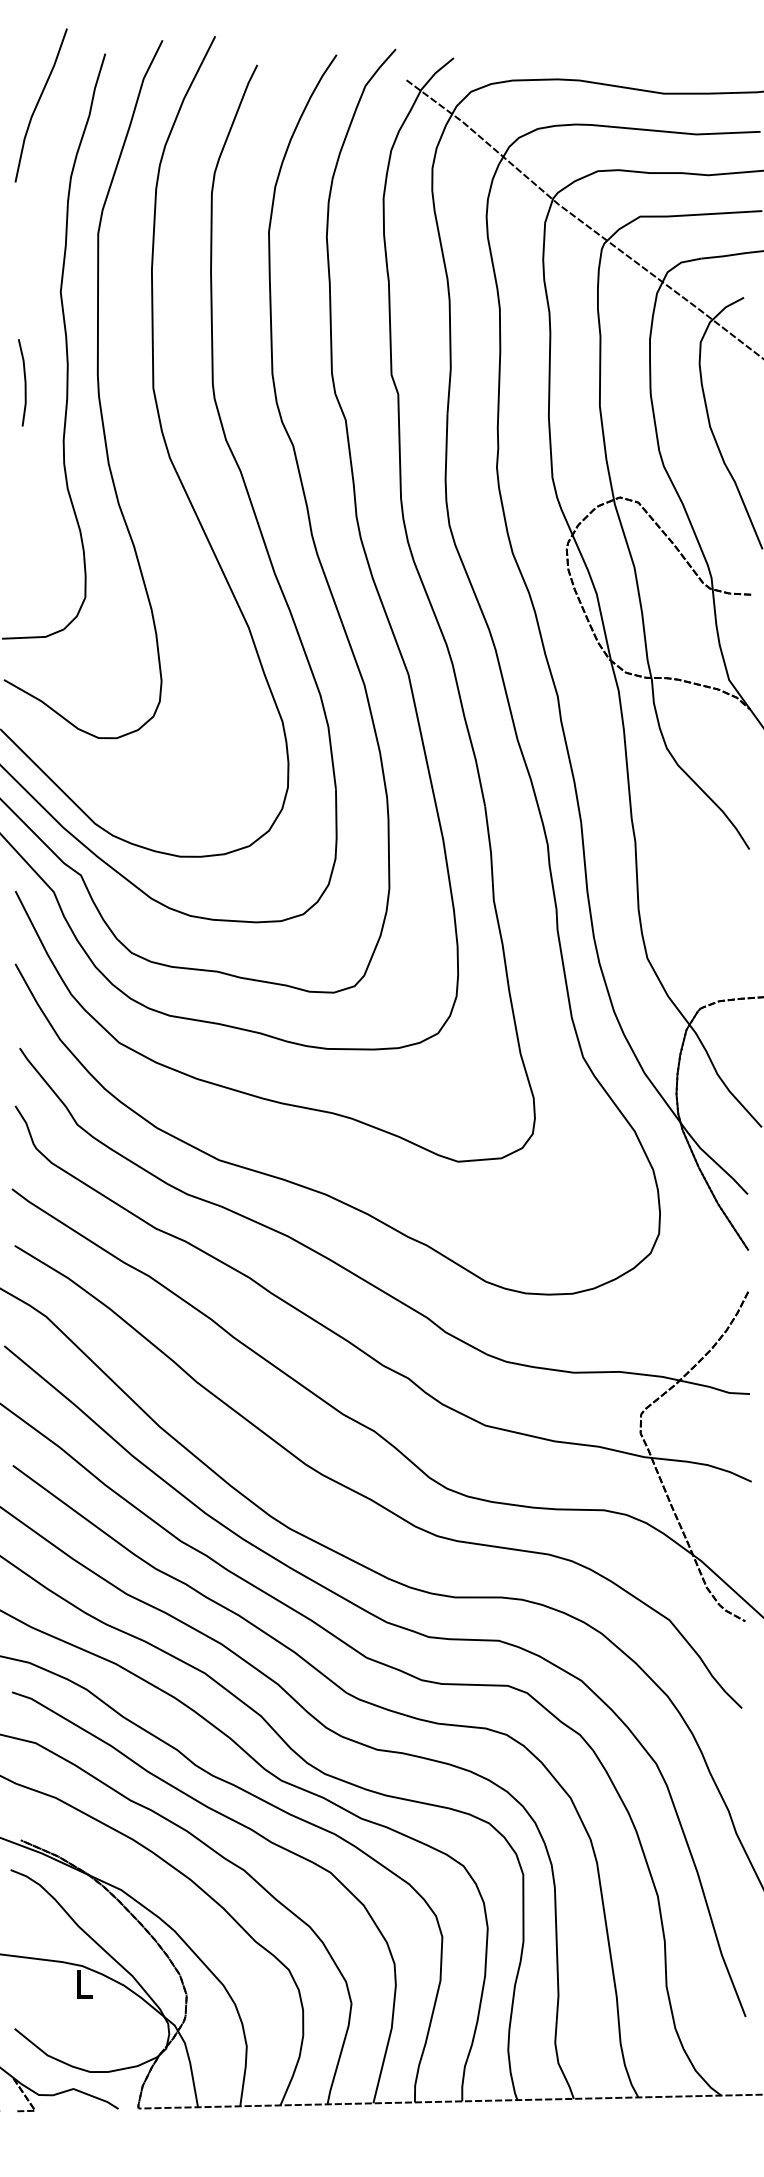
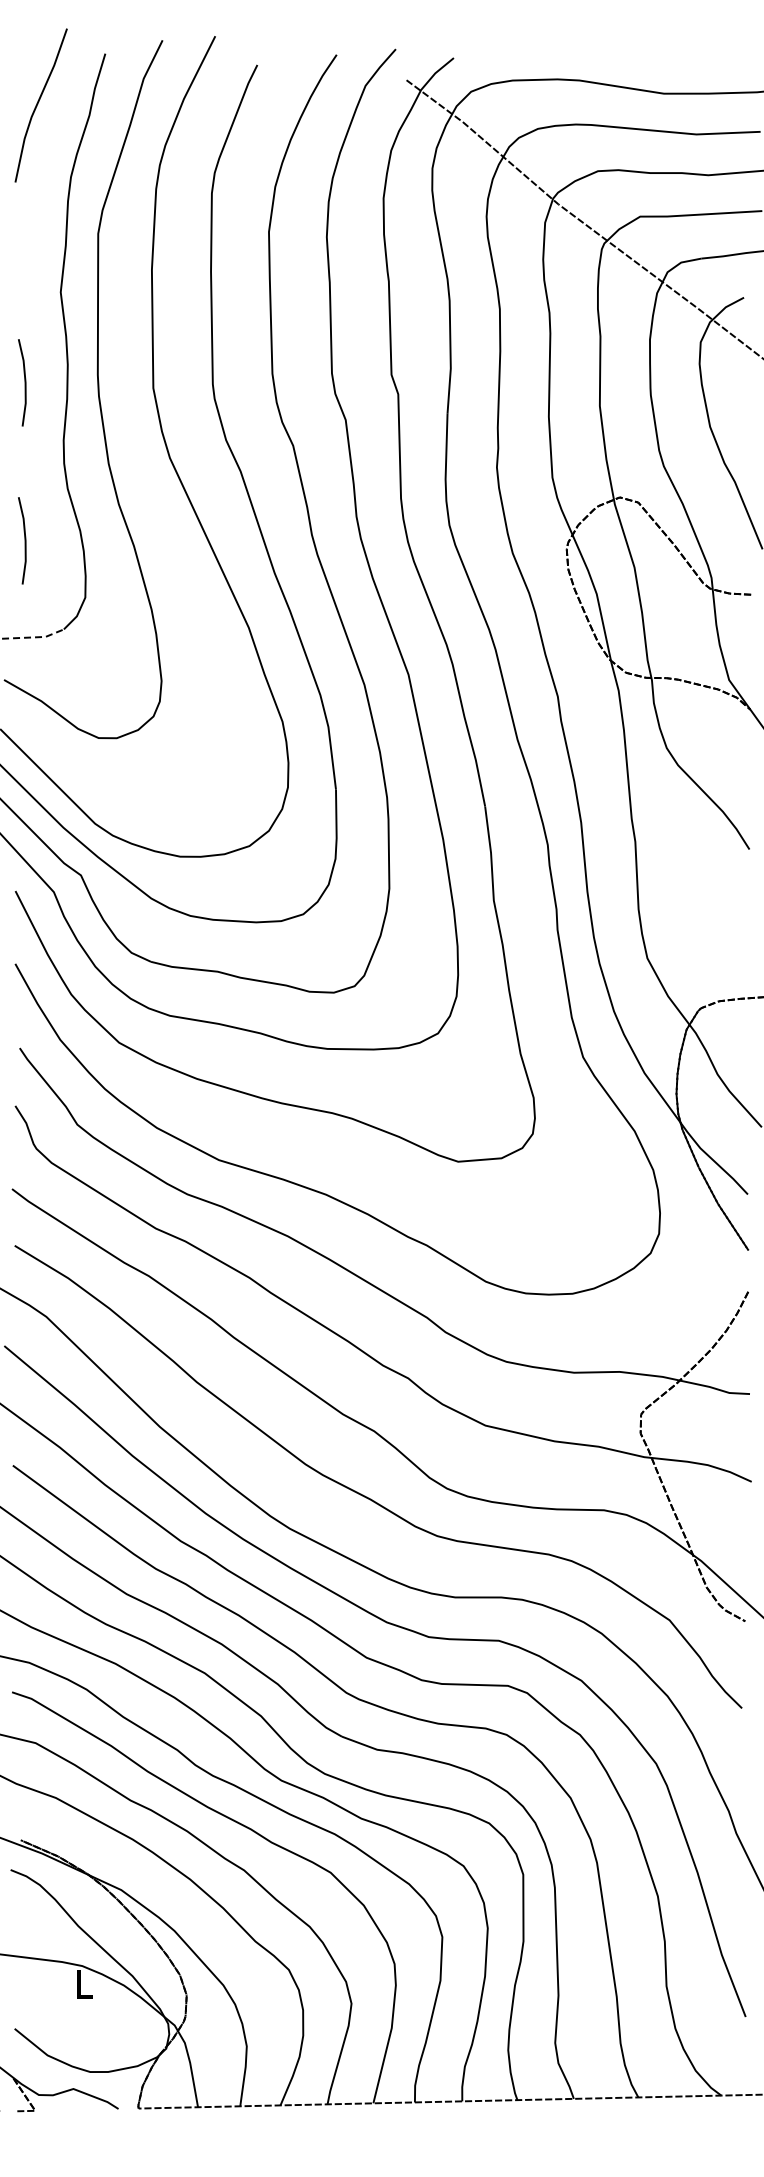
line: none -> present (24, 540)
line: solid -> dashed (34, 637)
